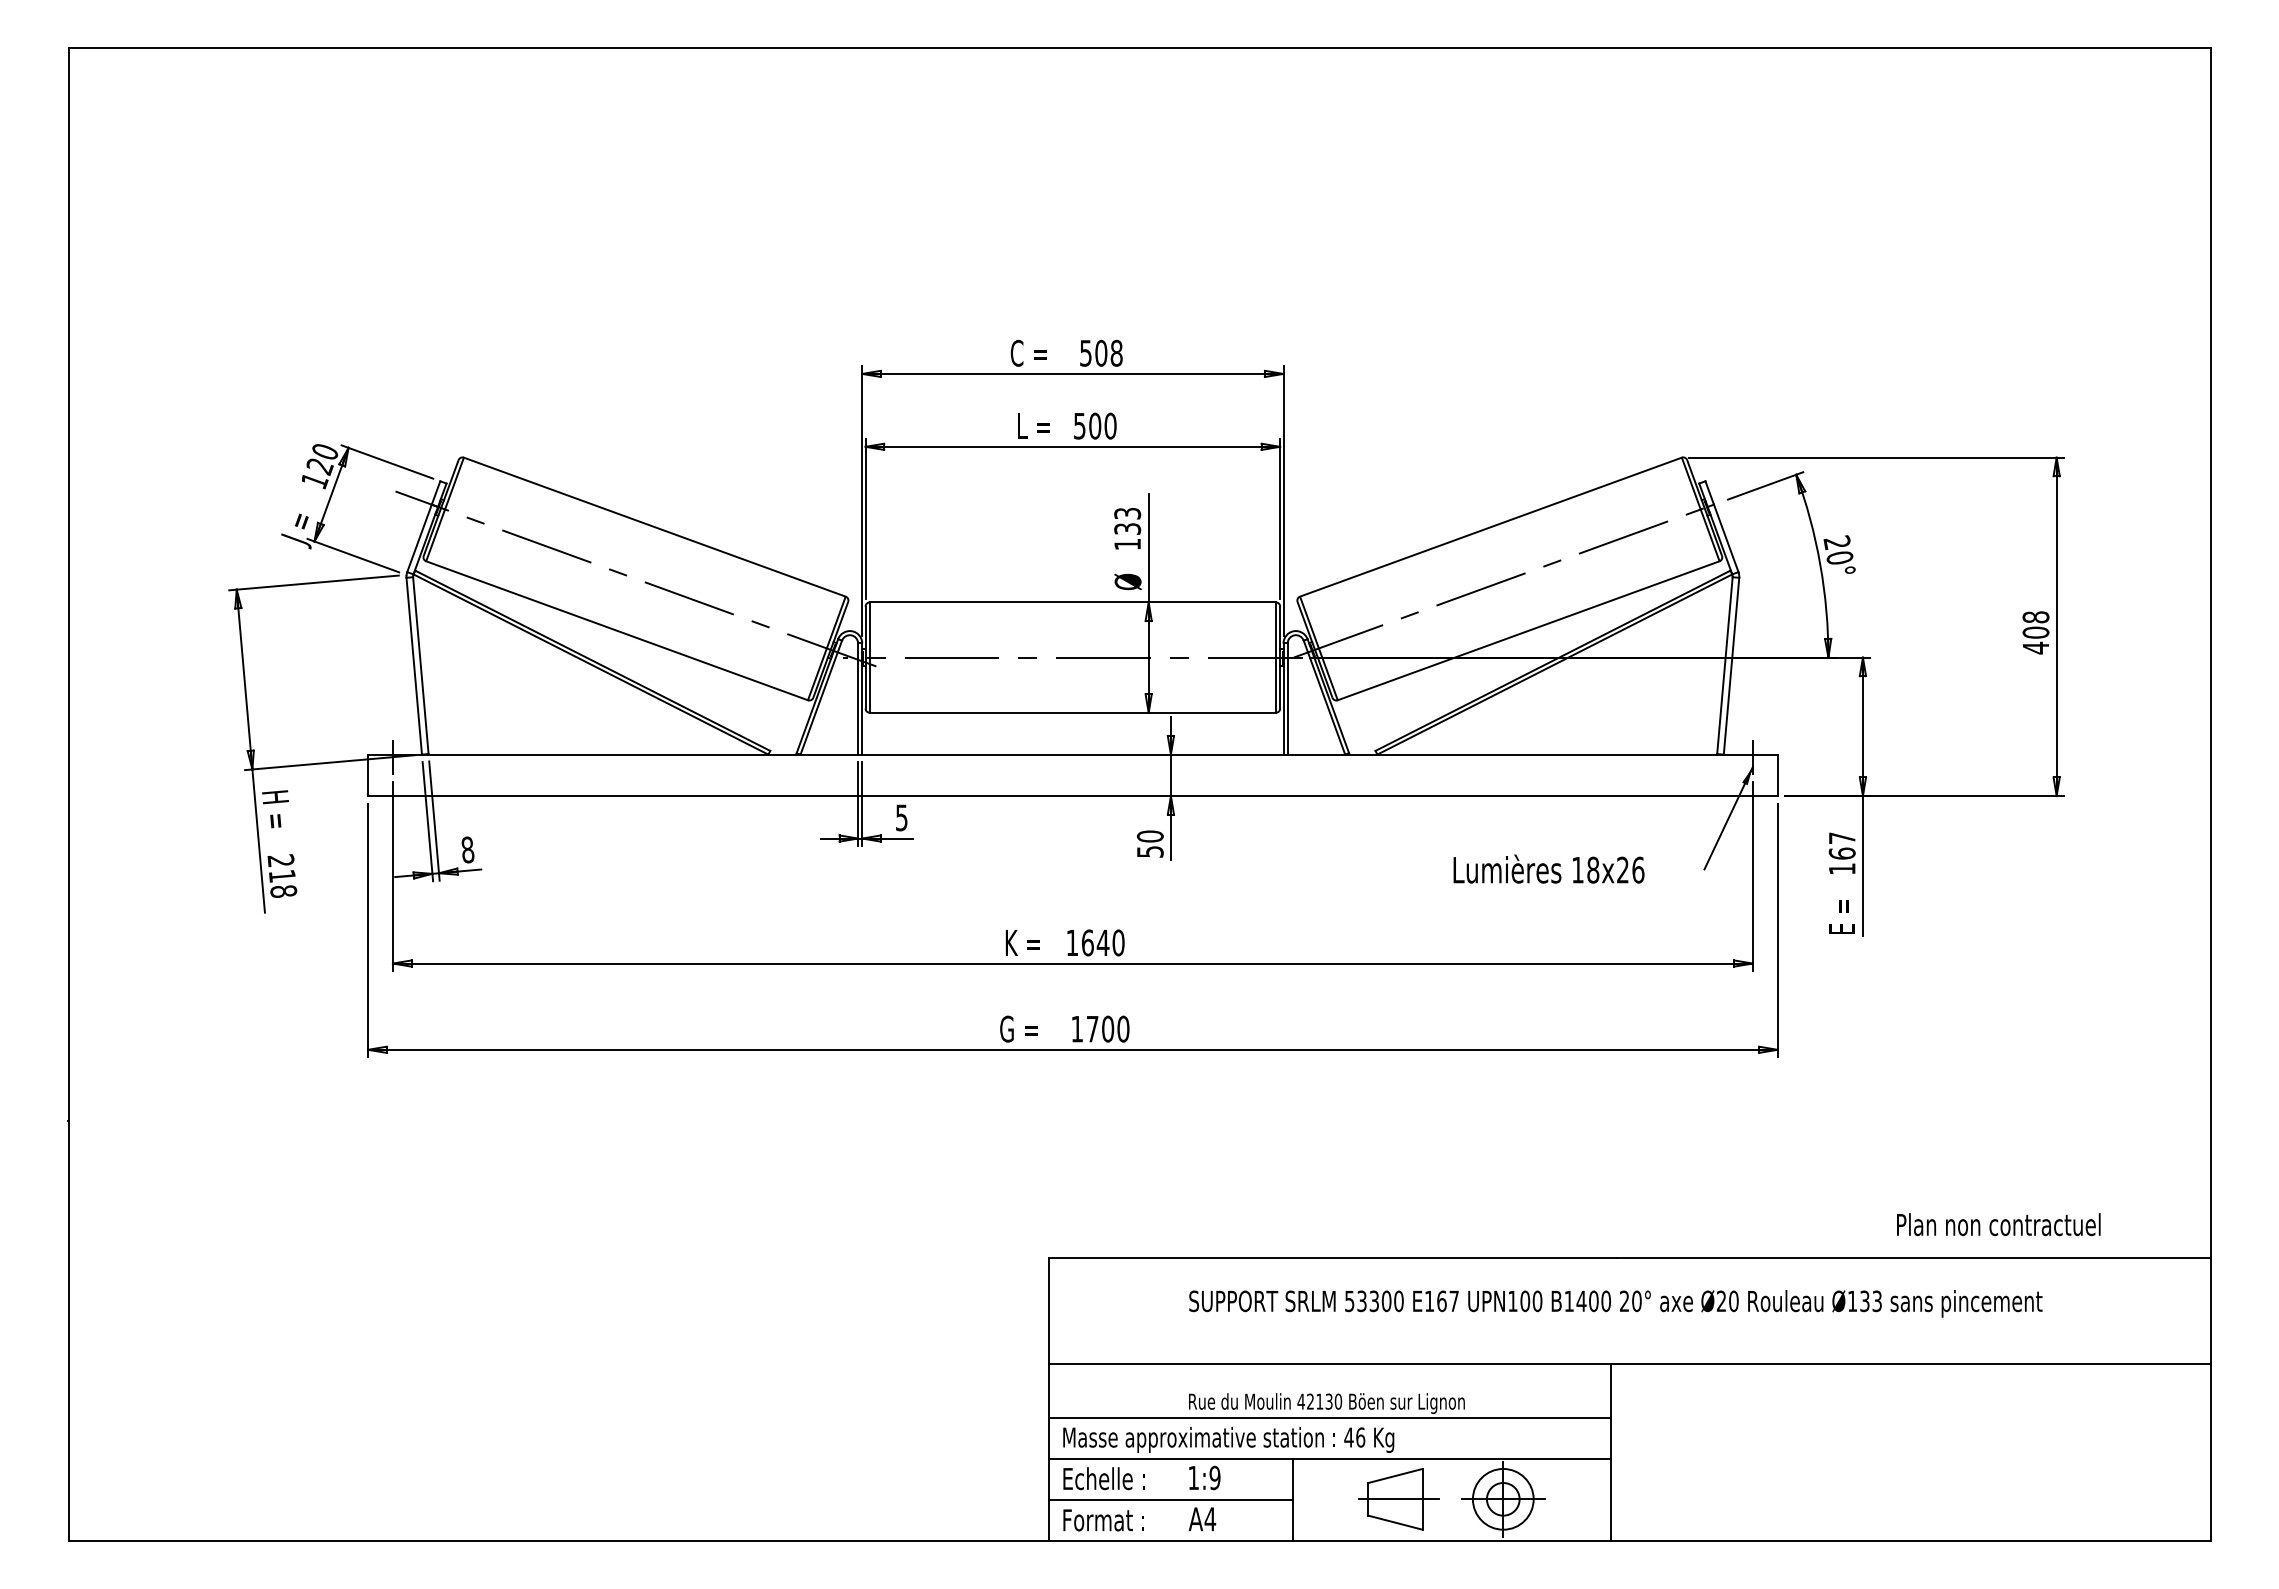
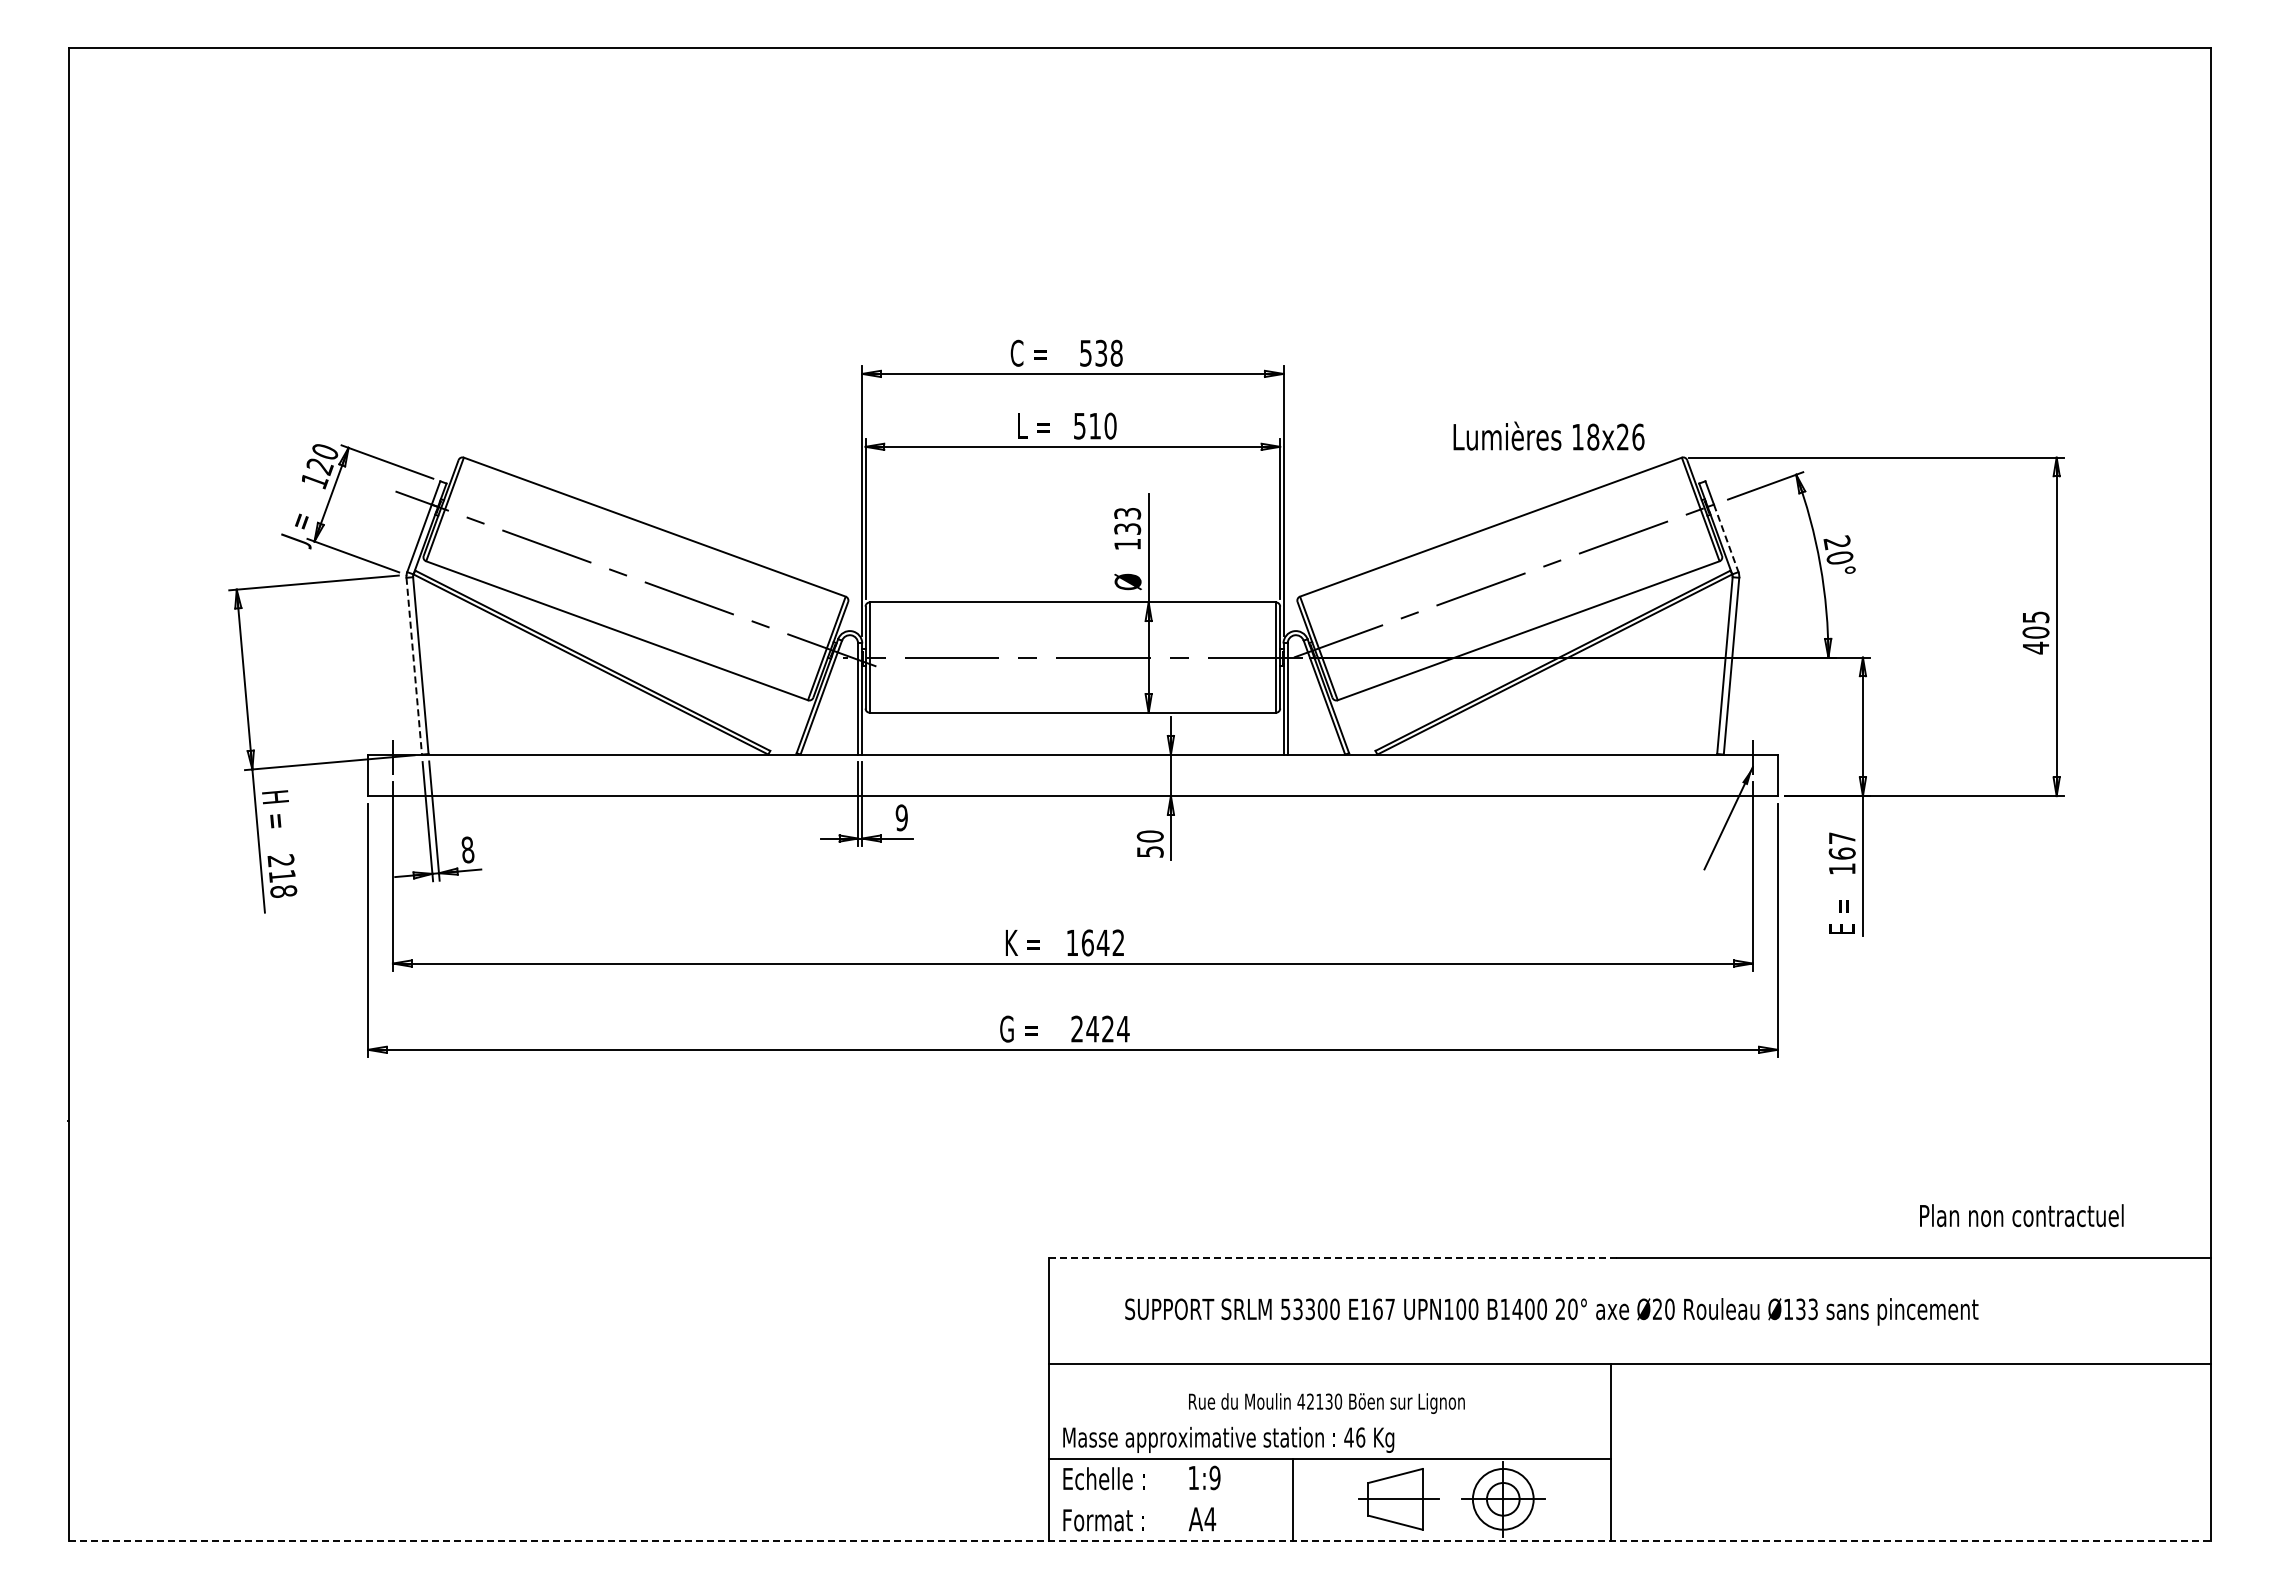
text: 508 -> 538 (1101, 352)
text: 500 -> 510 (1095, 425)
line: solid -> dashed (1726, 538)
text: 408 -> 405 (2035, 617)
line: solid -> dashed (414, 666)
text: 5 -> 9 (901, 817)
text position: (1548, 868) -> (1548, 435) (1548, 435)
text: 1640 -> 1642 (1118, 942)
text: 1700 -> 2424 (1100, 1028)
text position: (1998, 1224) -> (2021, 1215) (2021, 1215)
line: solid -> dashed (1333, 1257)
text position: (1615, 1303) -> (1551, 1311) (1551, 1311)
line: present -> none (1330, 1418)
line: present -> none (1170, 1500)
line: solid -> dashed (1139, 1541)
